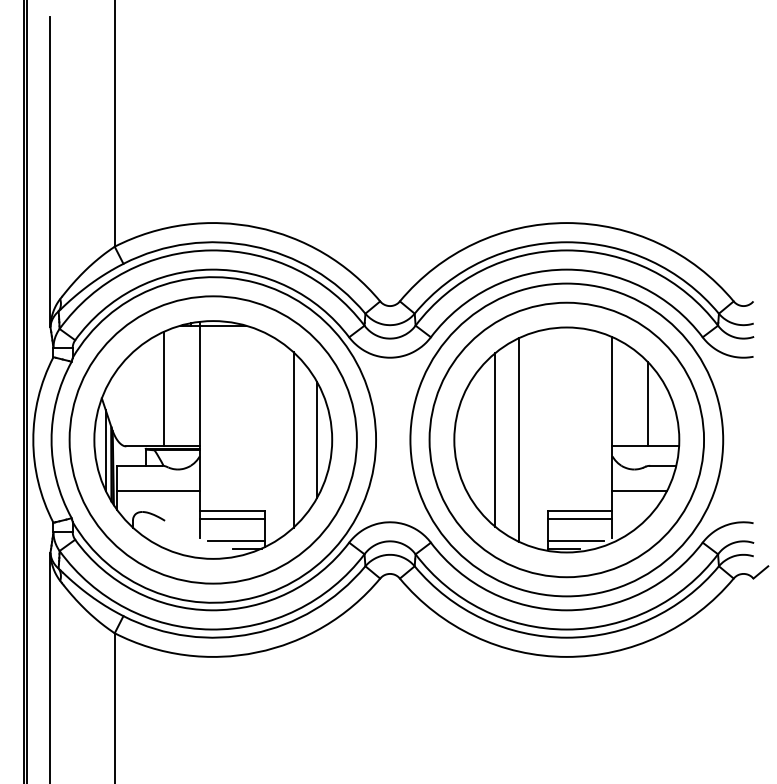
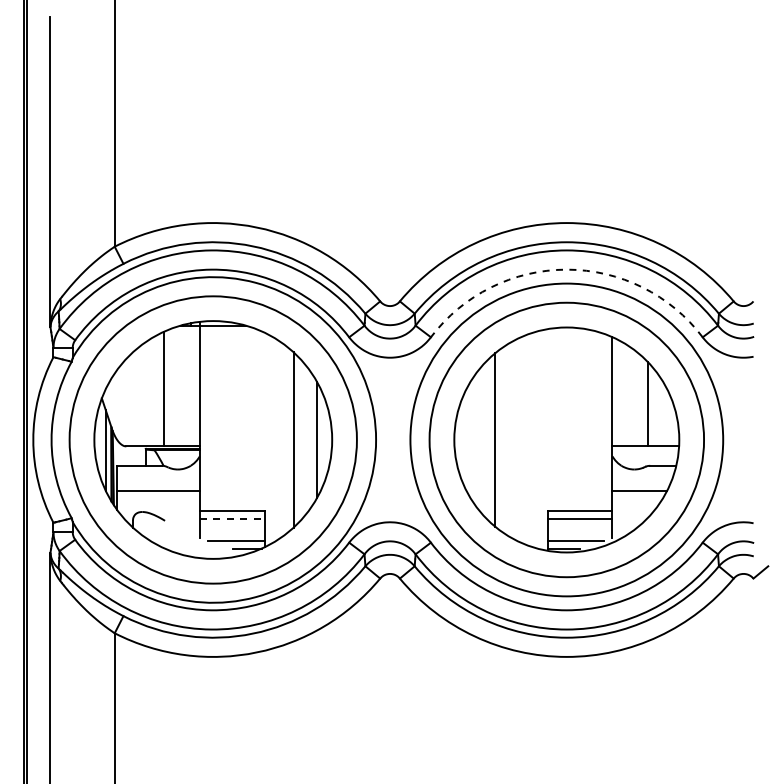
arc: solid -> dashed (566, 269)
line: present -> none (518, 439)
line: solid -> dashed (232, 518)
